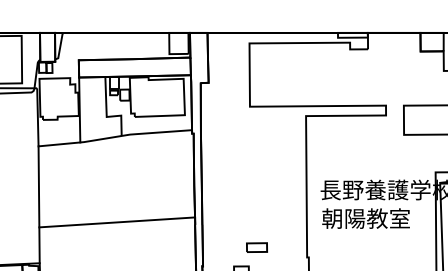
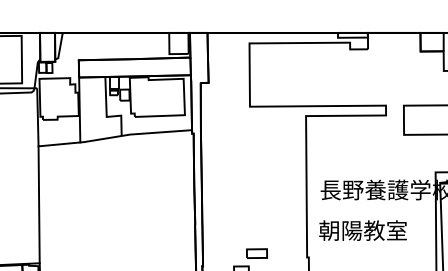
text position: (365, 218) -> (362, 230) (362, 230)
line: present -> none (117, 222)
part position: (256, 247) -> (256, 253) (256, 253)
